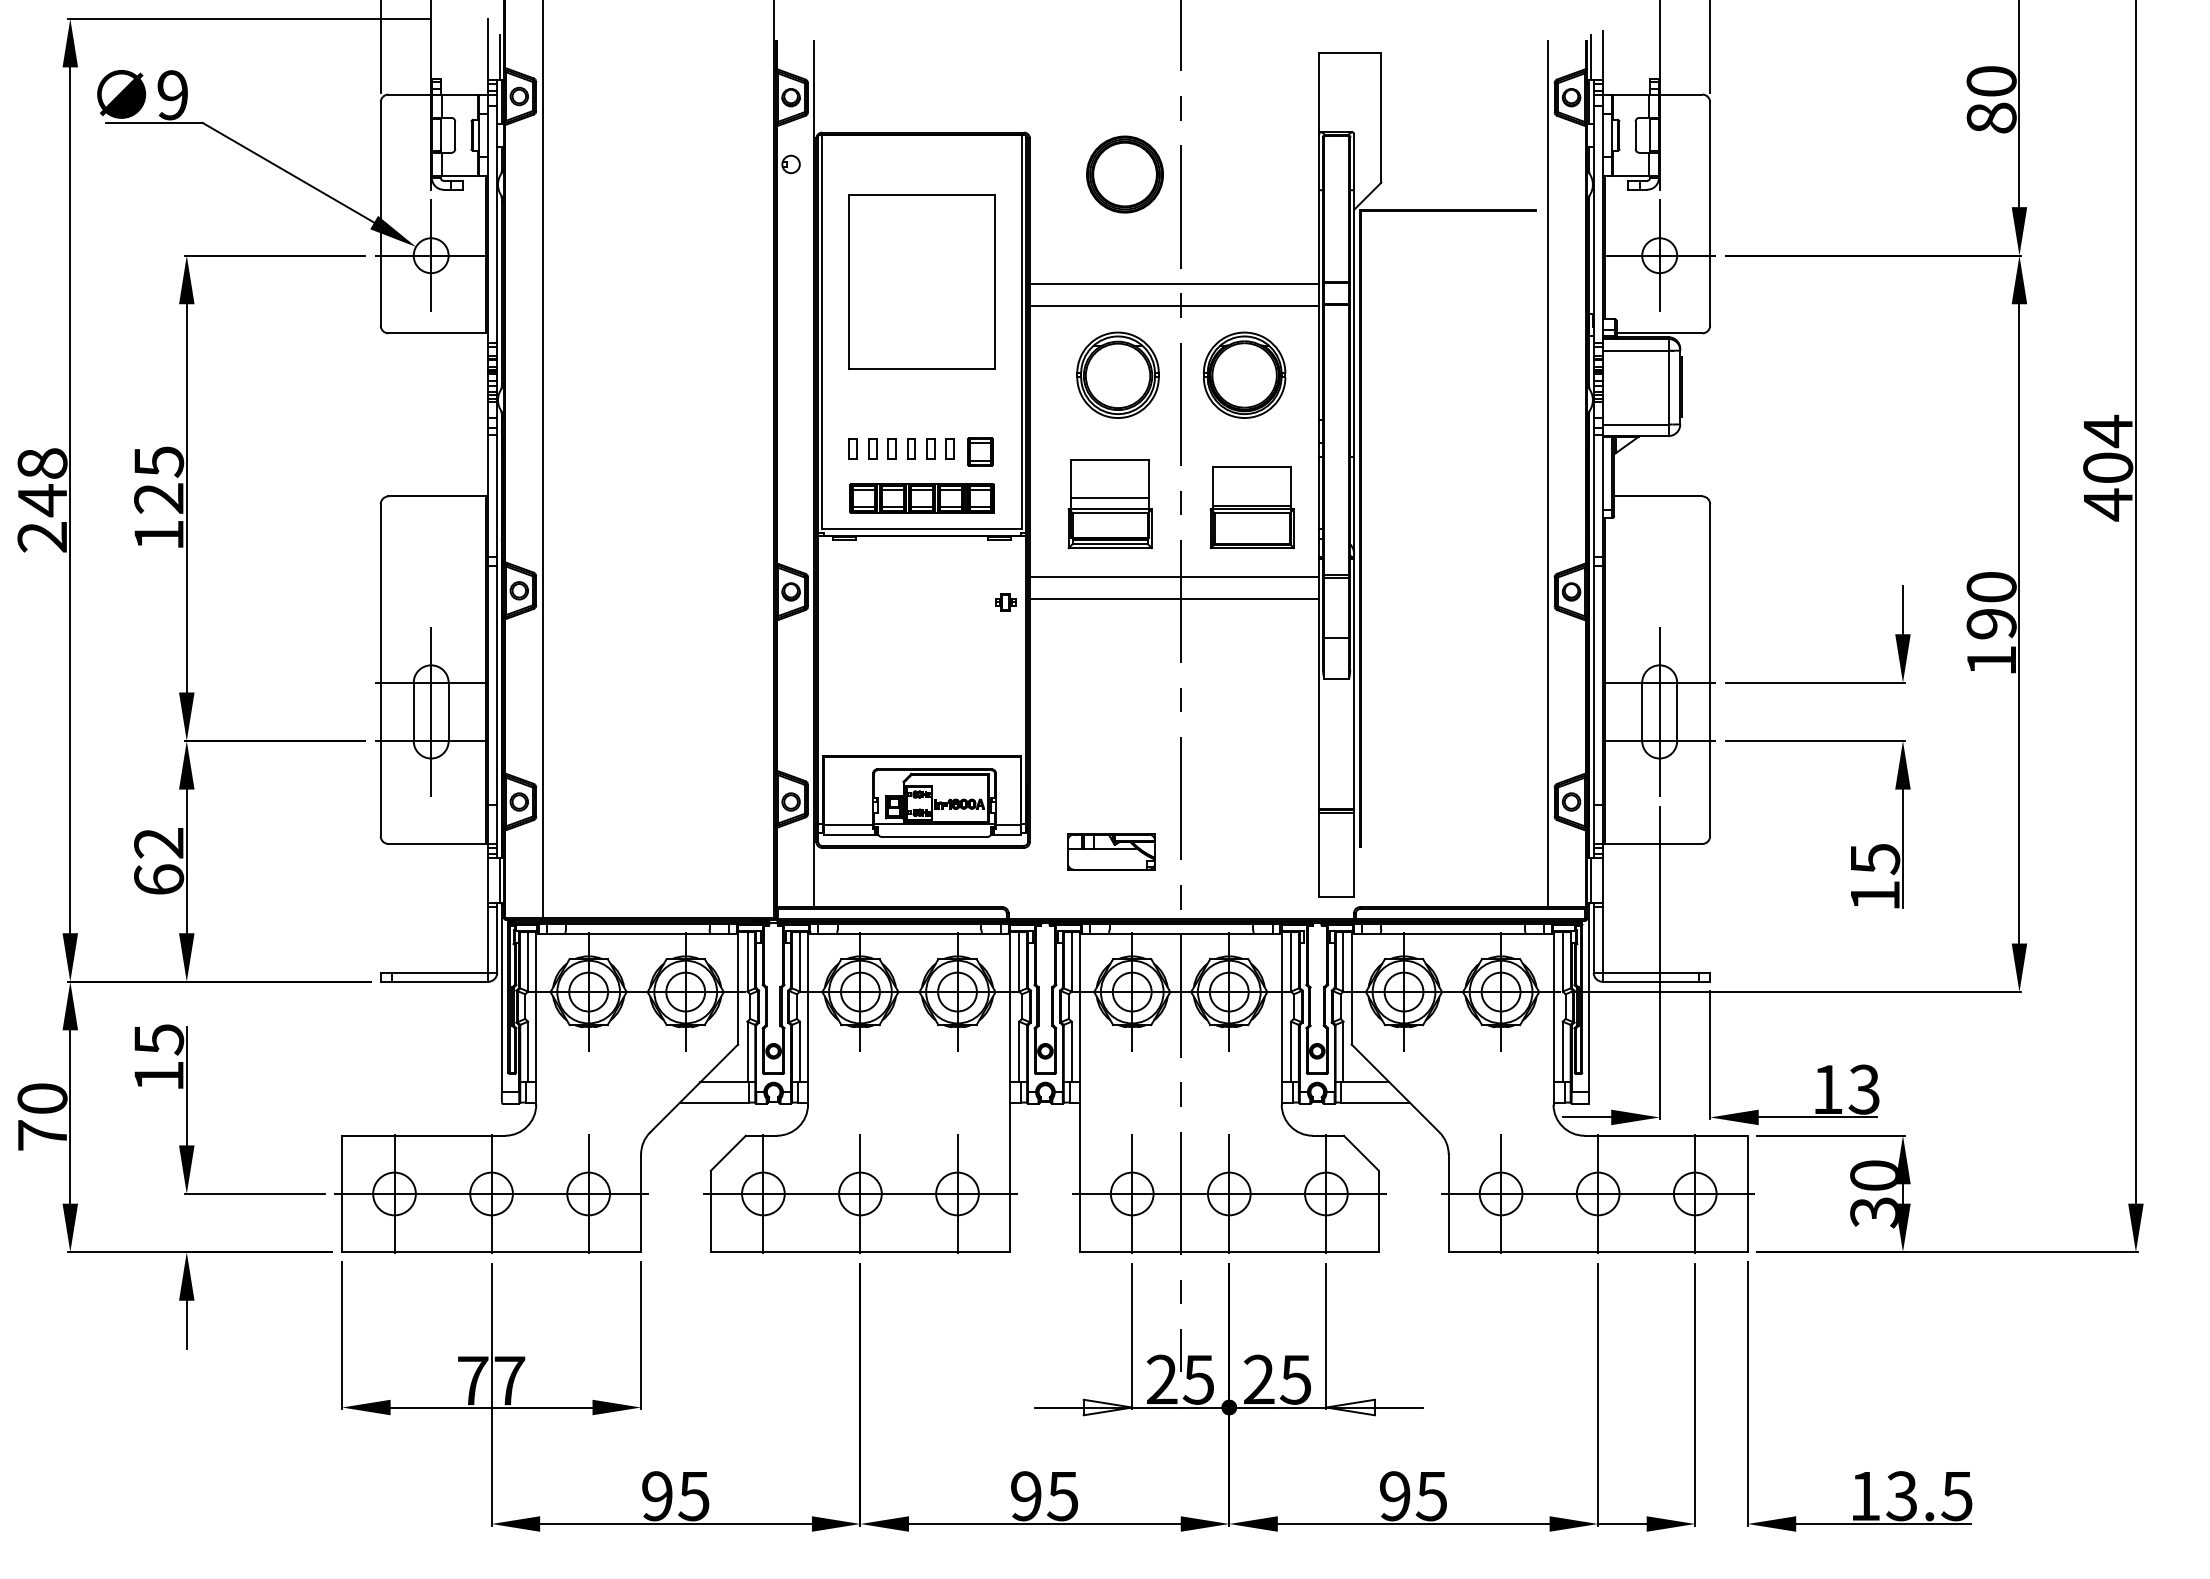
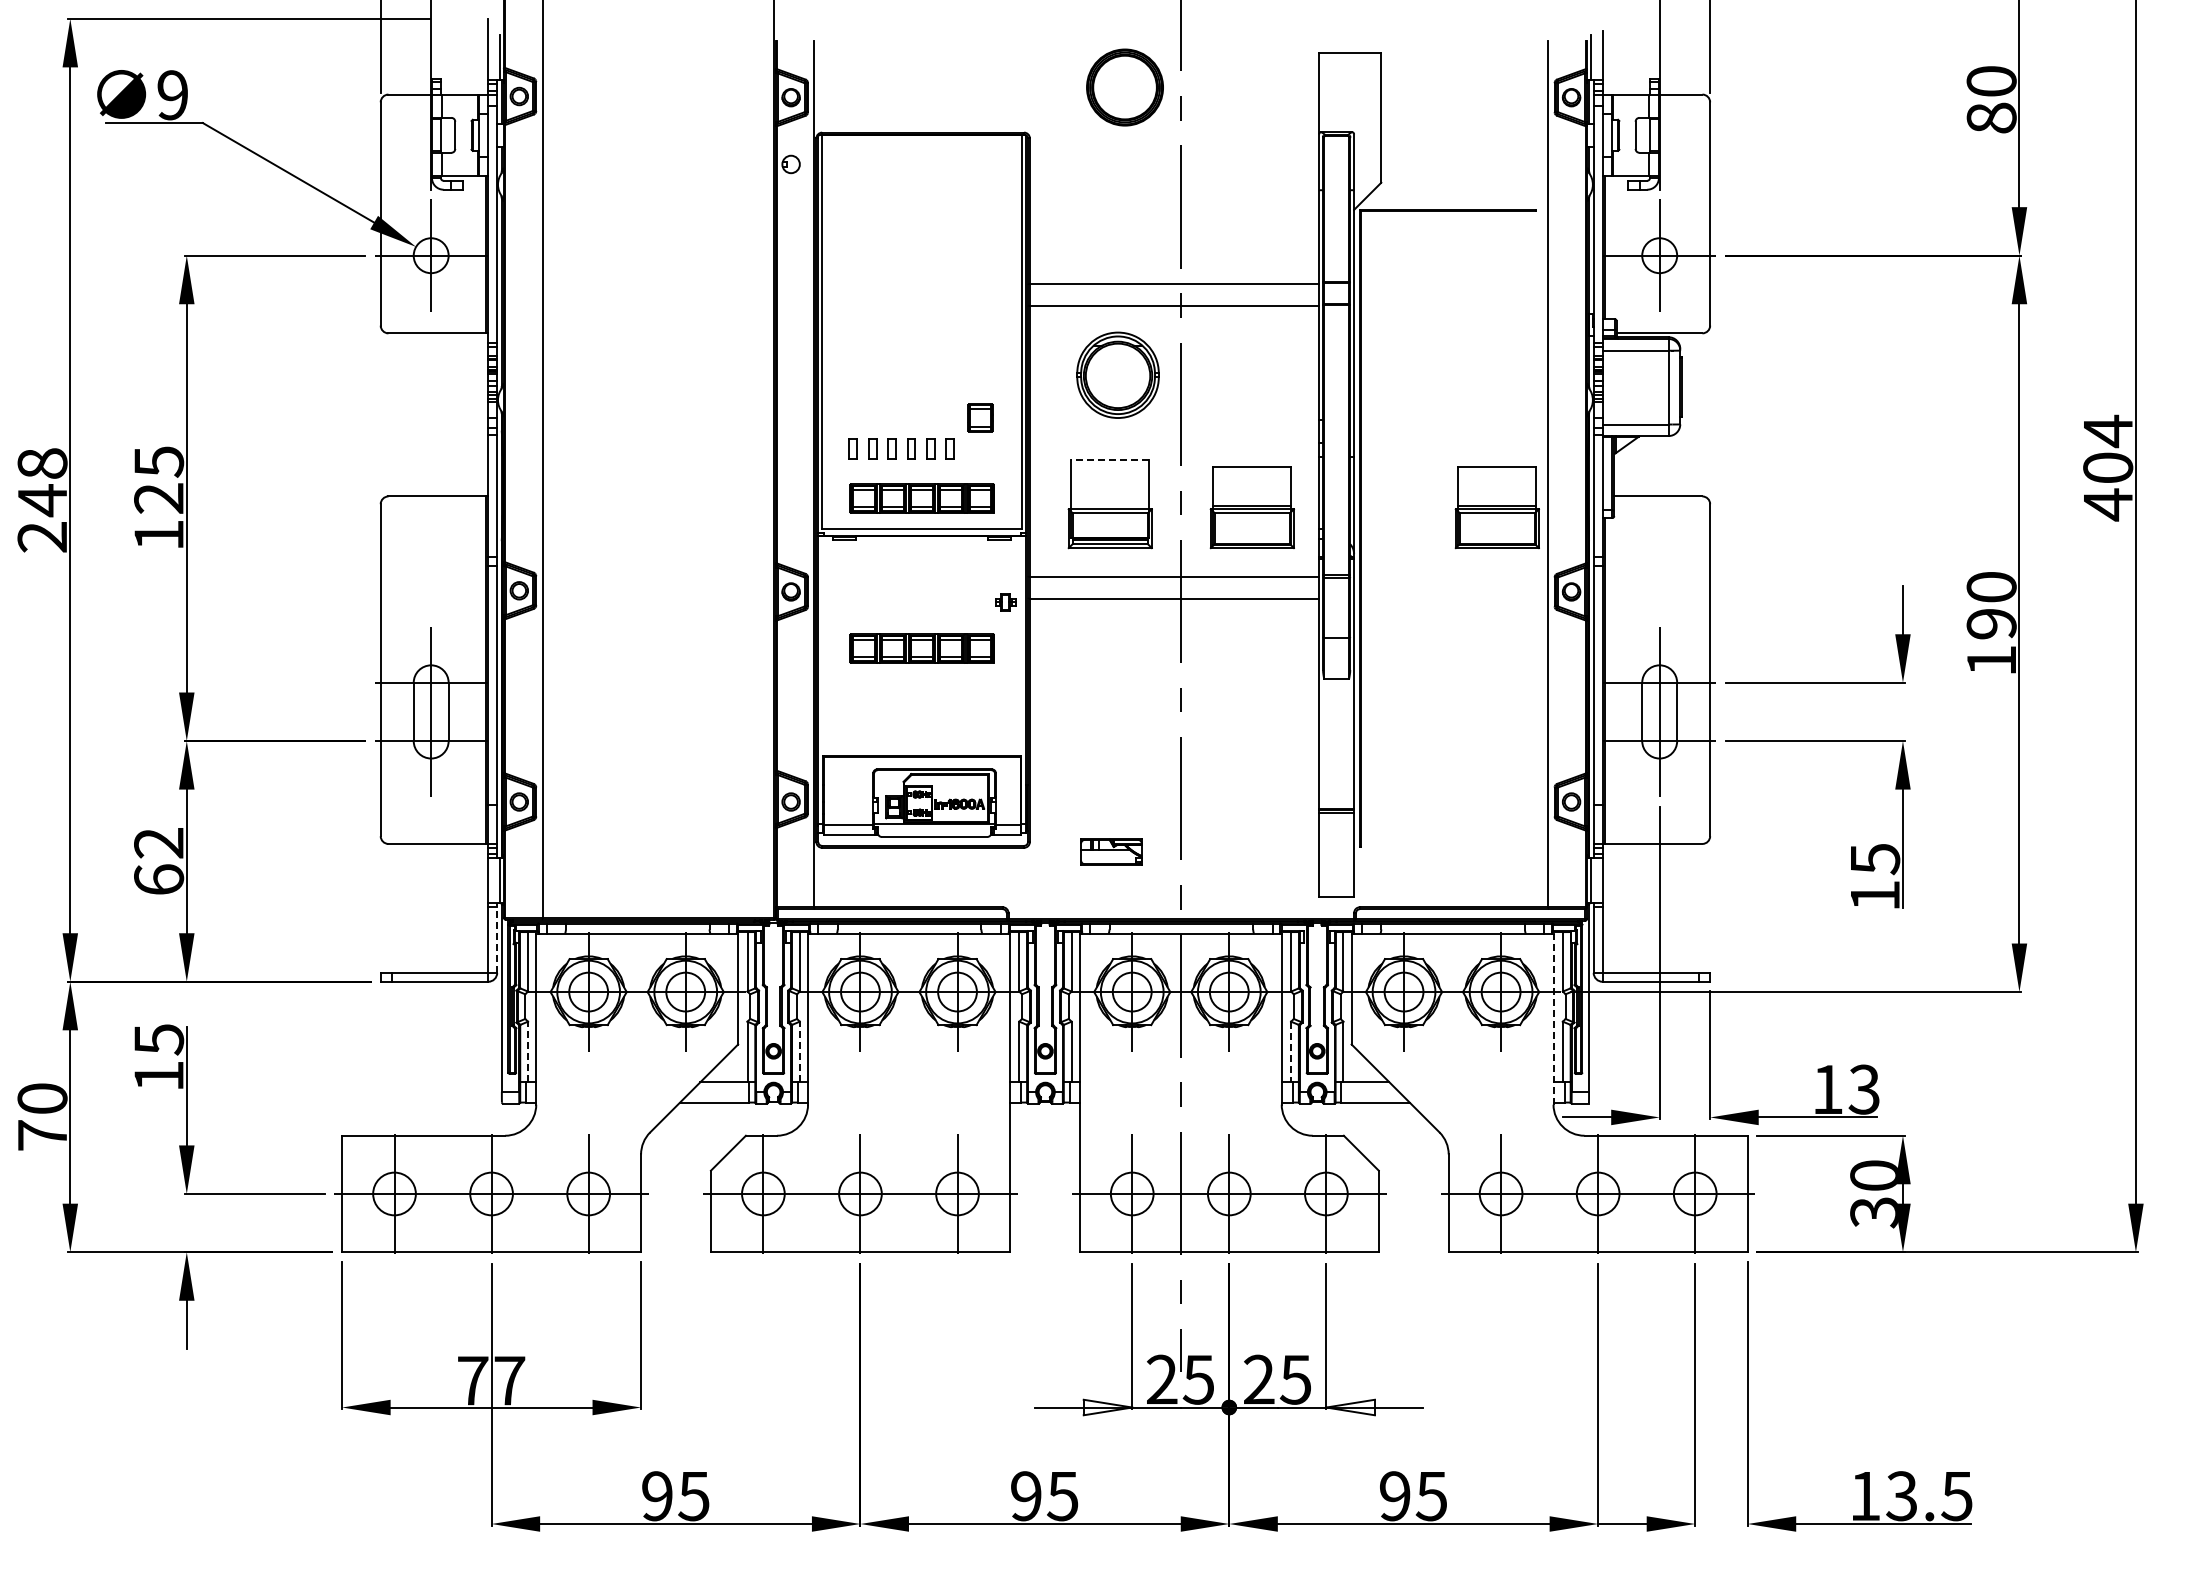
part position: (1124, 174) -> (1124, 87) (1124, 87)
part: present -> none (921, 281)
part: present -> none (1244, 374)
part position: (980, 451) -> (980, 417) (980, 417)
line: solid -> dashed (1109, 460)
line: present -> none (1109, 498)
part: none -> present (1496, 507)
part: none -> present (921, 648)
part size: 89x38 px -> 63x28 px (1111, 851)
line: solid -> dashed (497, 938)
line: solid -> dashed (1553, 1018)
line: solid -> dashed (528, 1051)
line: solid -> dashed (799, 1051)
line: solid -> dashed (1291, 1052)
